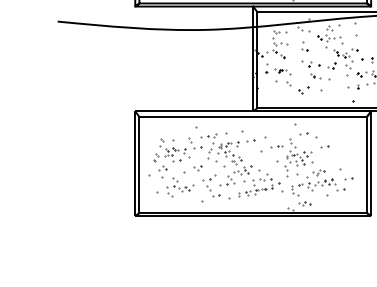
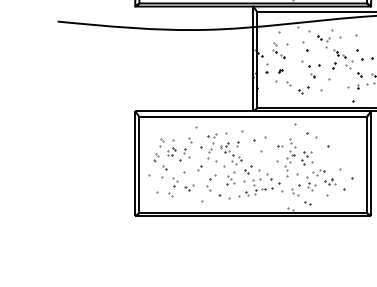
hatch: present -> none (319, 48)
hatch: present -> none (252, 168)
